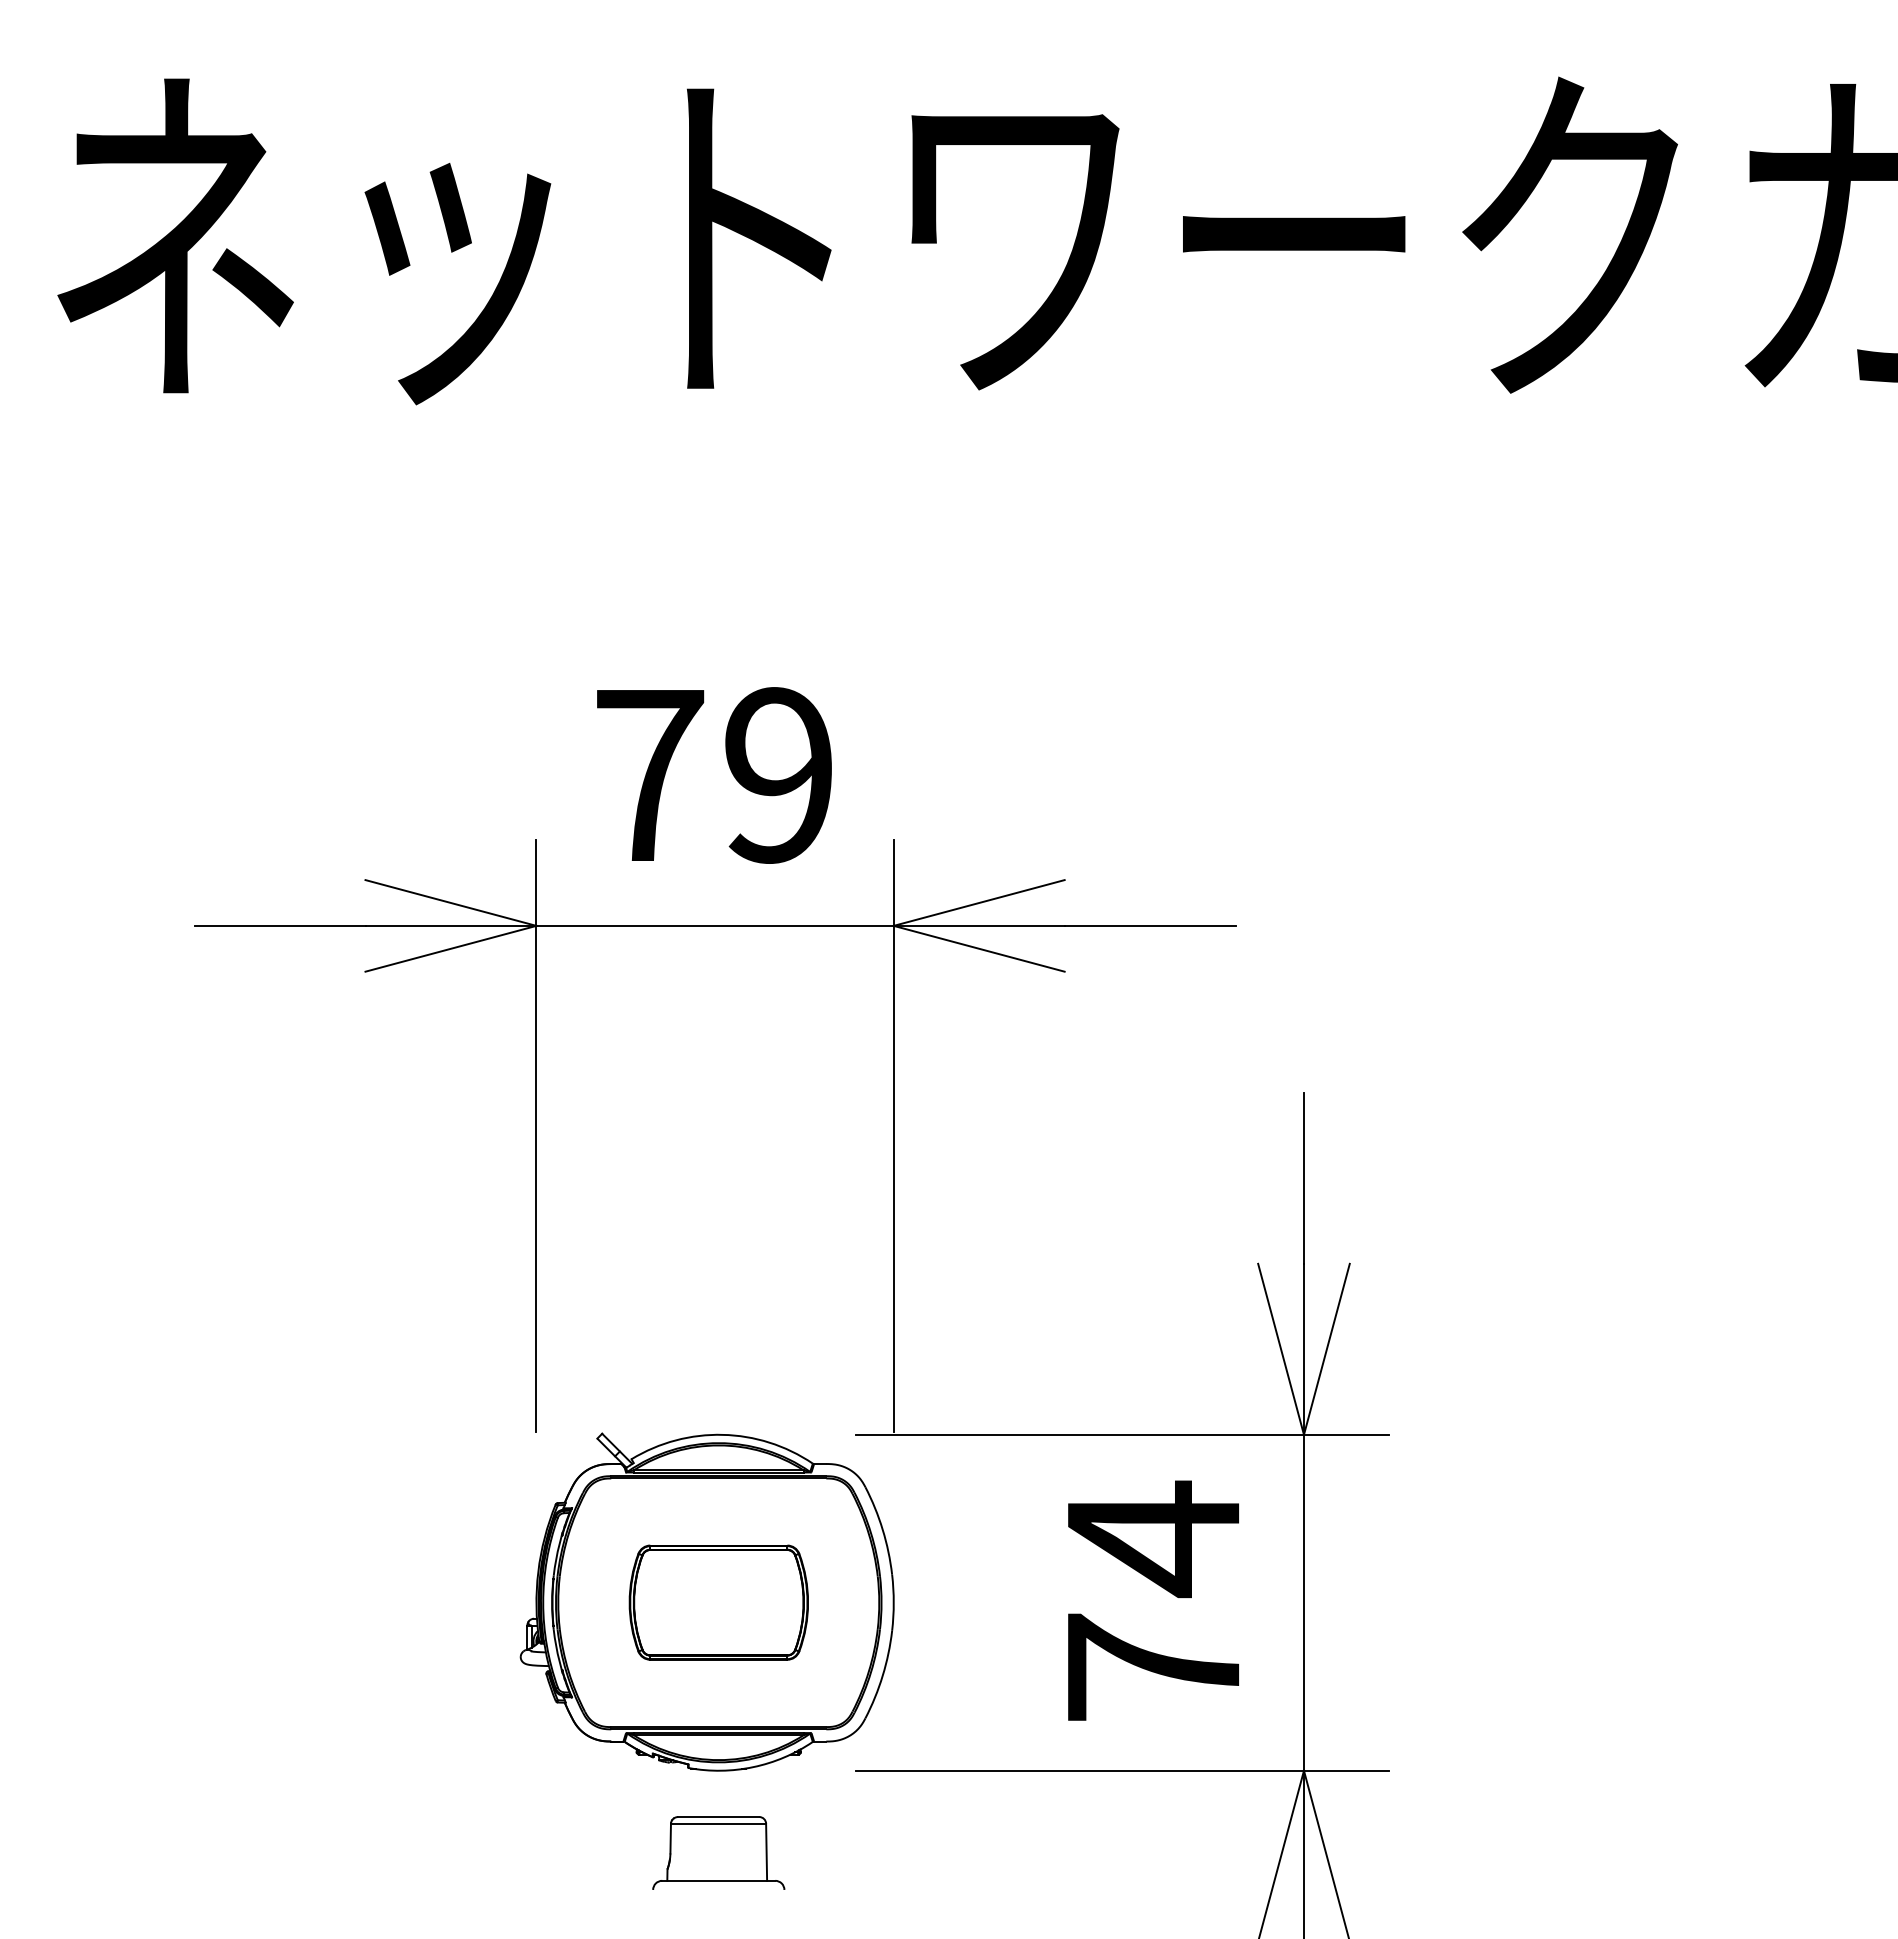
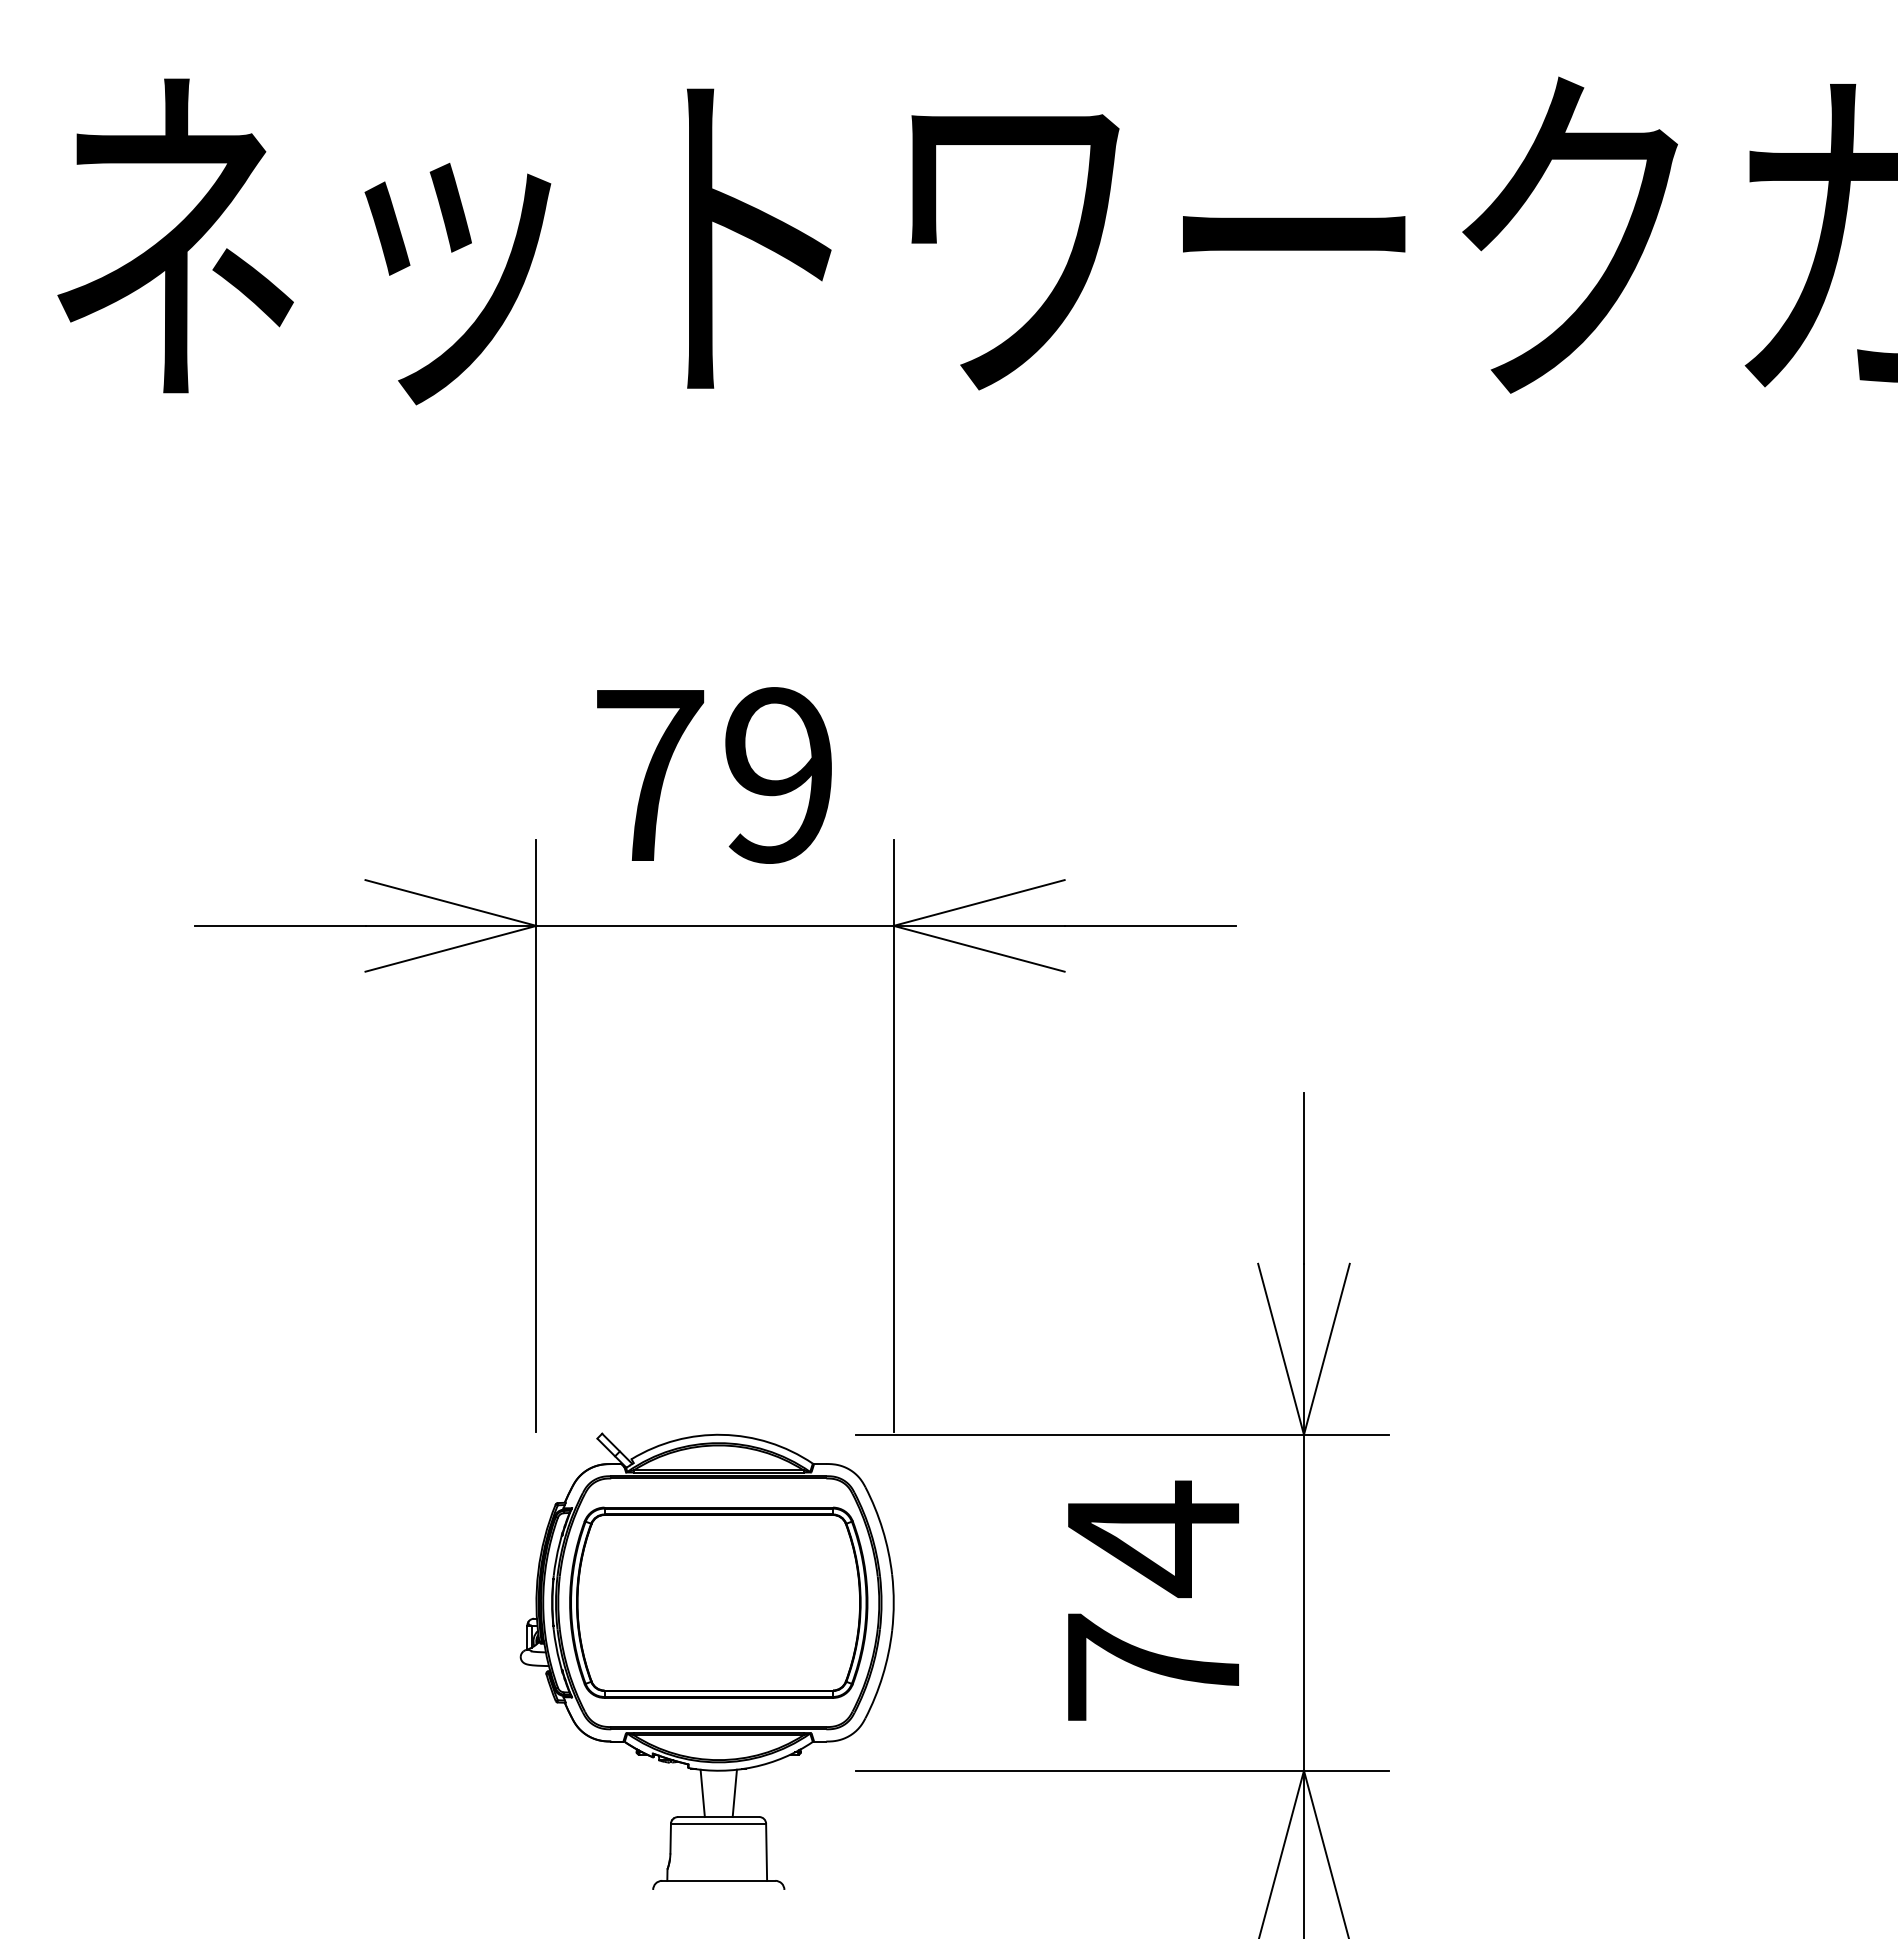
part size: 181x117 px -> 300x193 px (718, 1602)
line: none -> present (702, 1793)
line: none -> present (734, 1793)
